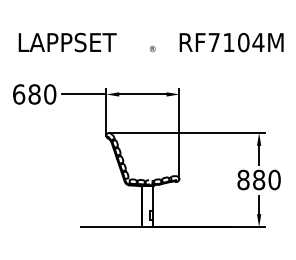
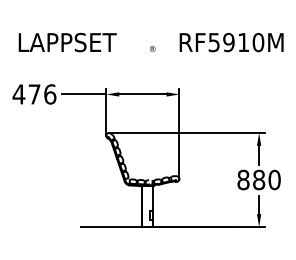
text: RF7104M -> RF5910M (236, 42)
text: 680 -> 476 (34, 94)
